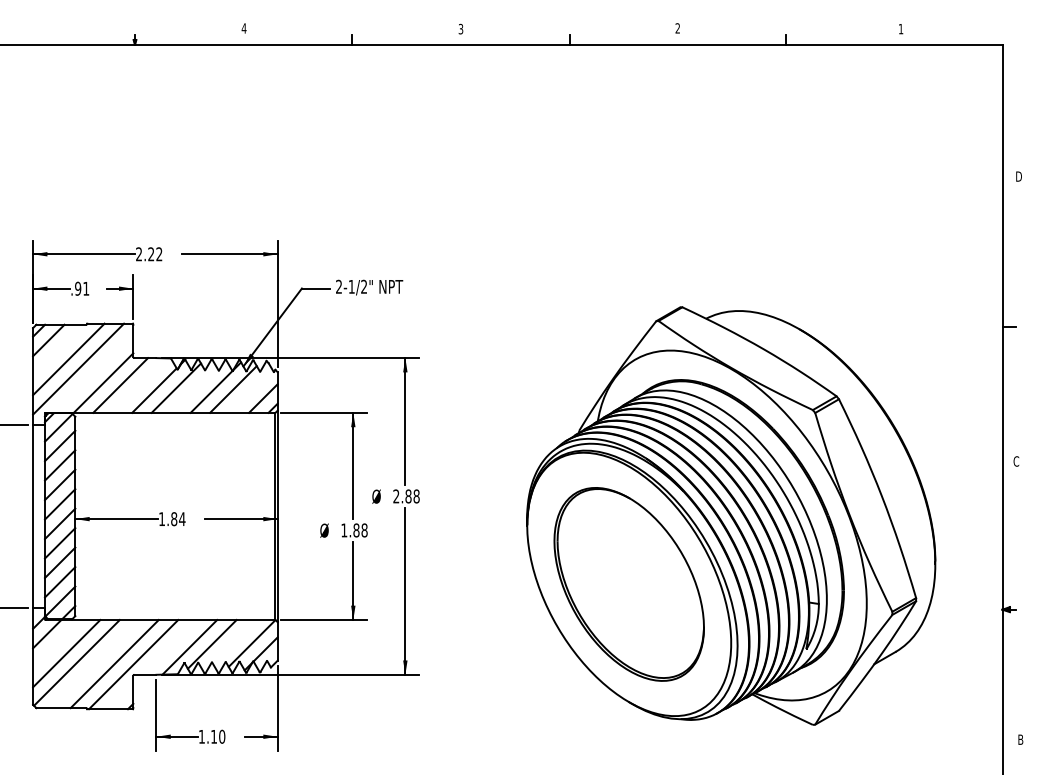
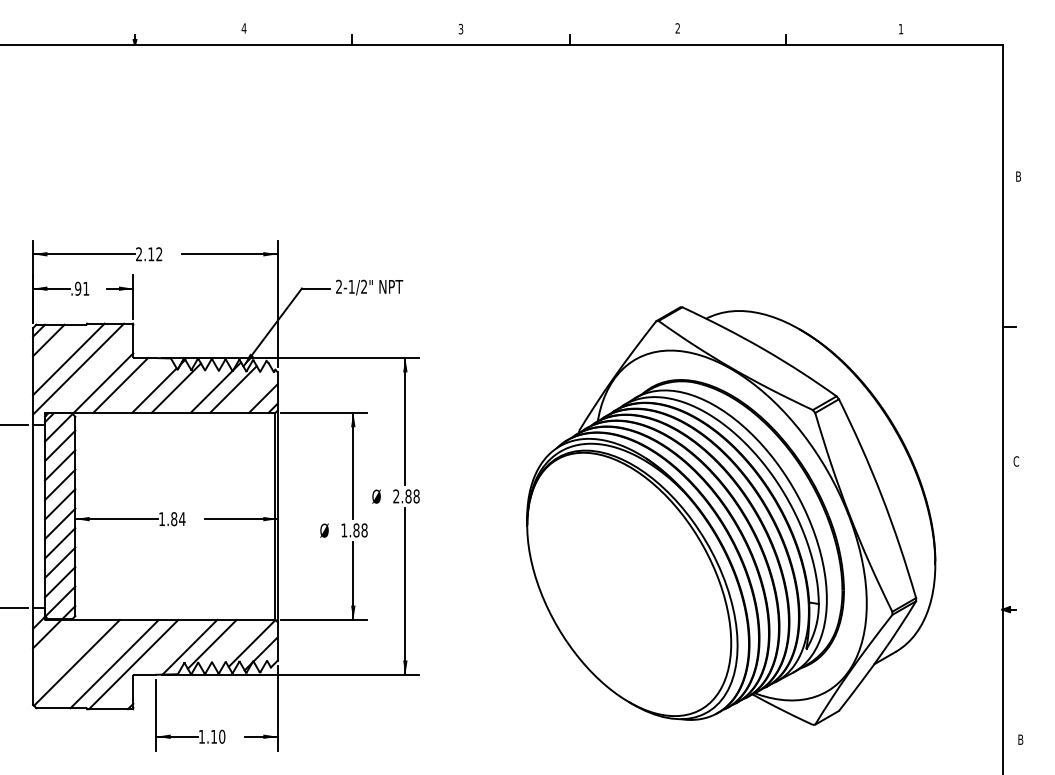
text: D -> B (1019, 176)
text: 2.22 -> 2.12 (151, 254)
part: present -> none (628, 584)
line: present -> none (66, 653)
